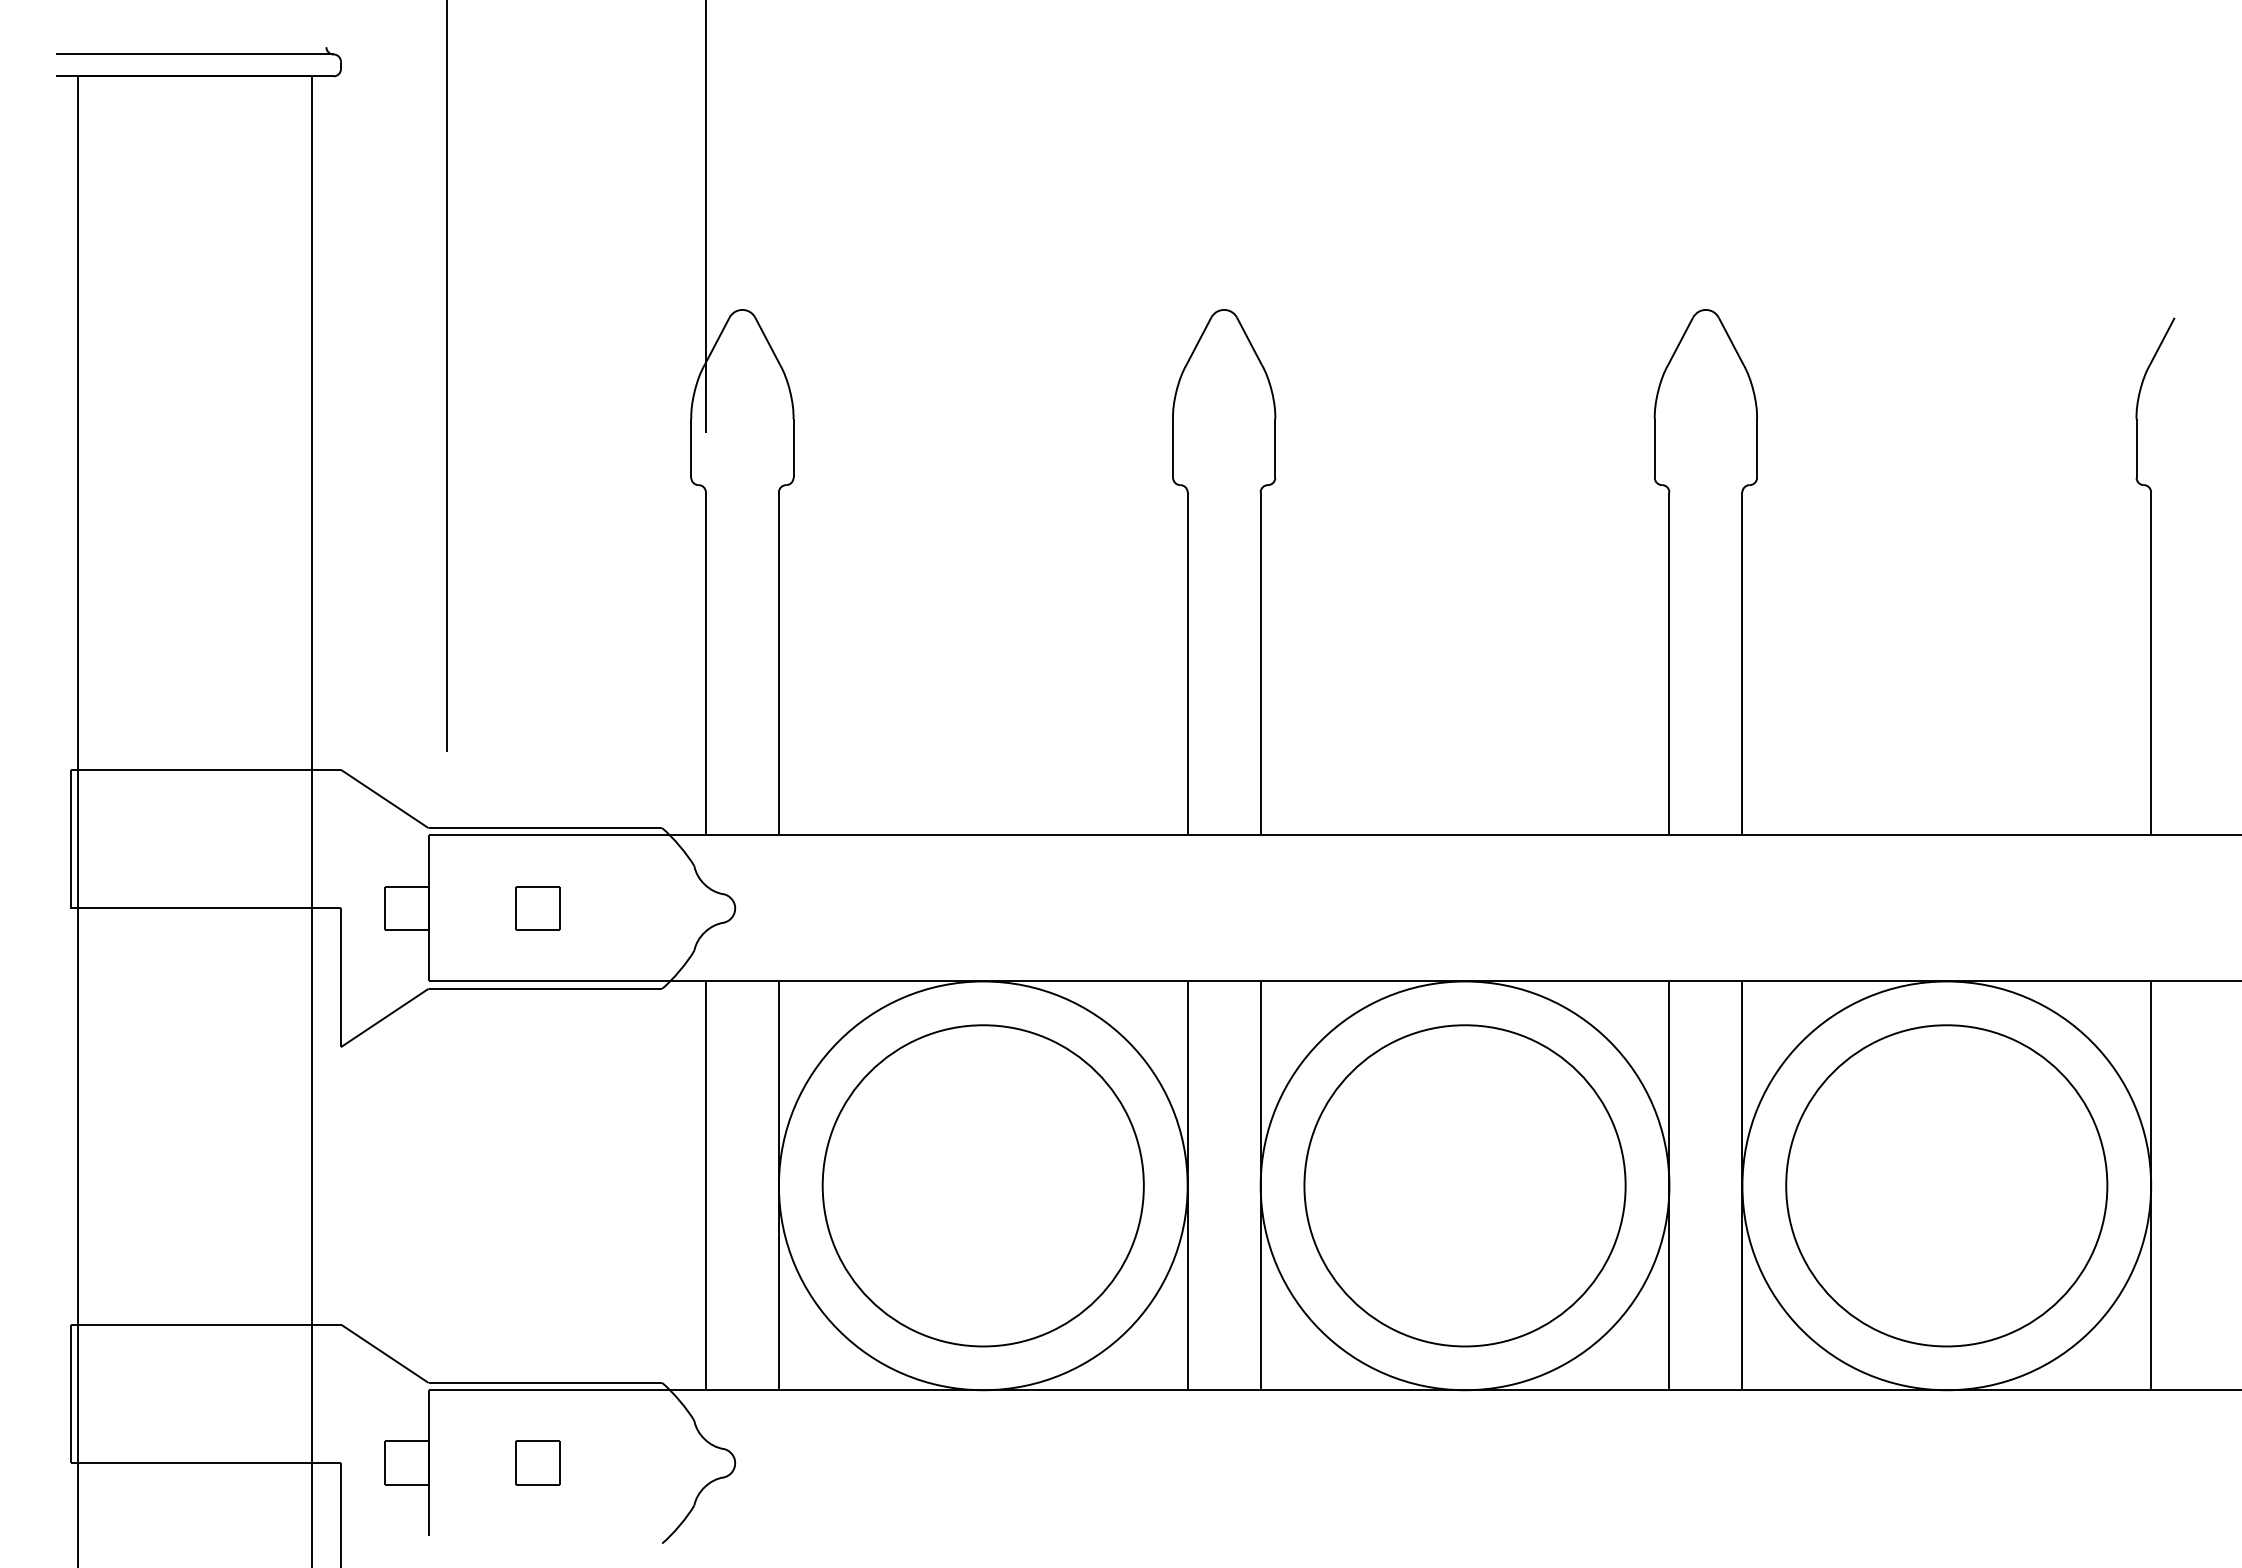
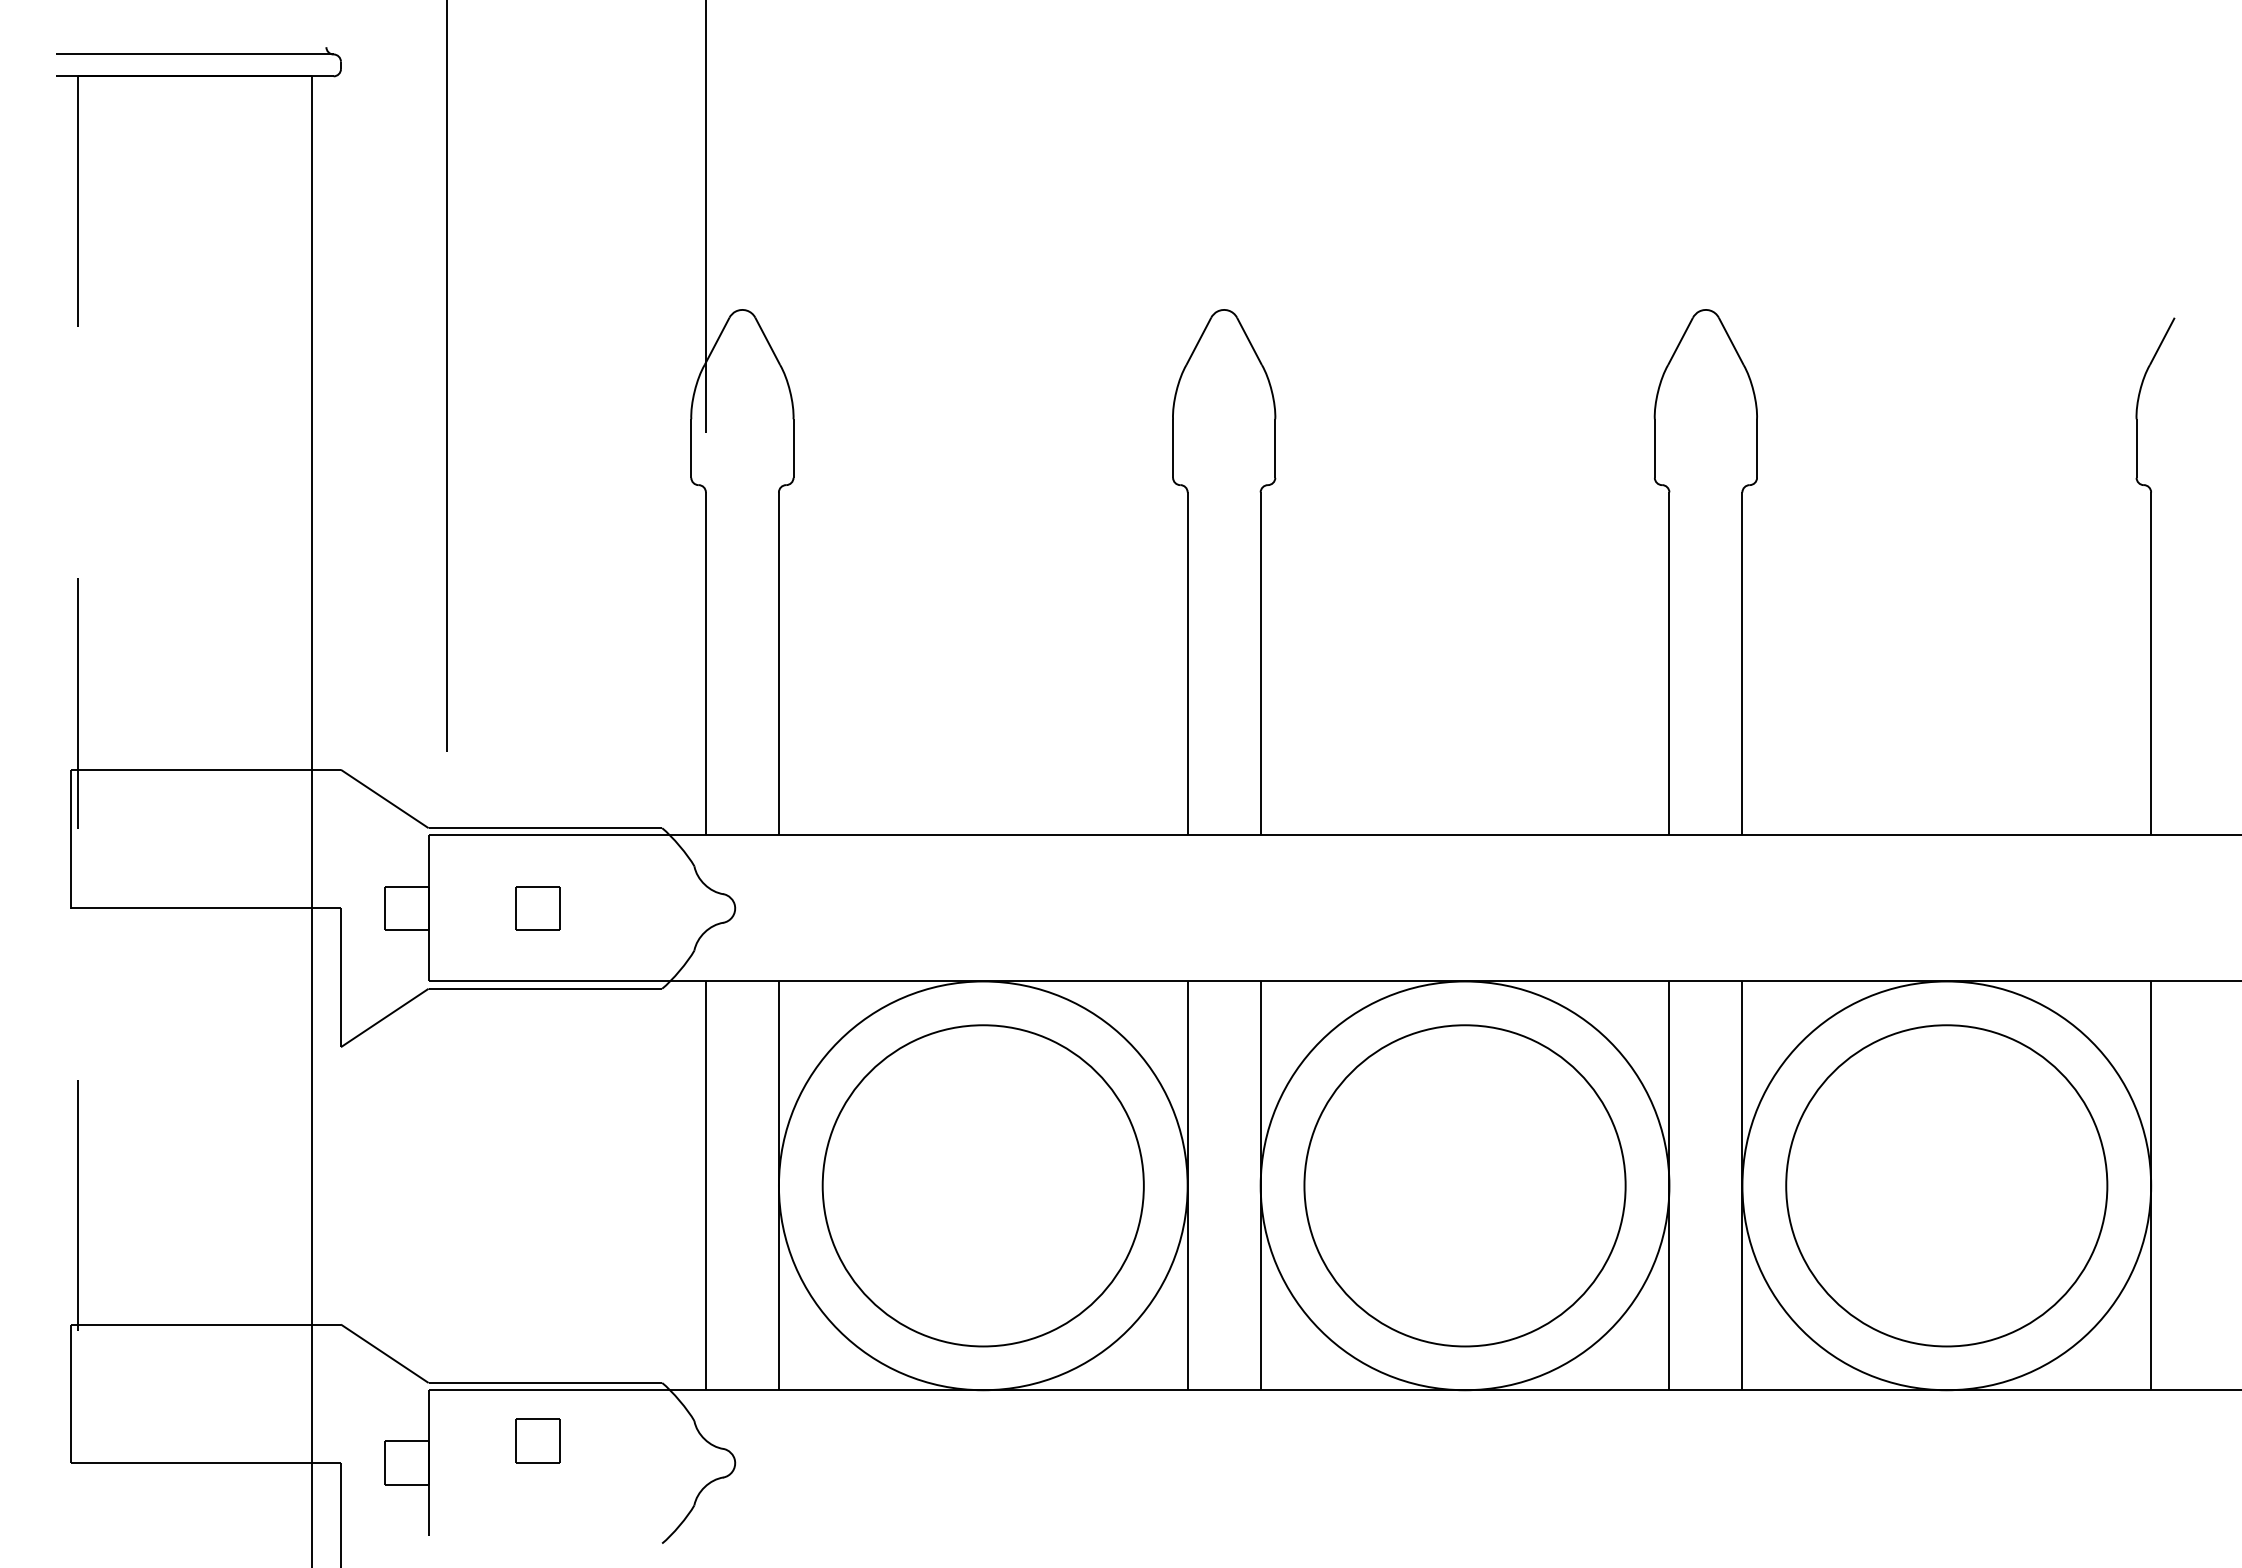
line: solid -> dashed (78, 822)
part position: (537, 1462) -> (537, 1440) (537, 1440)
